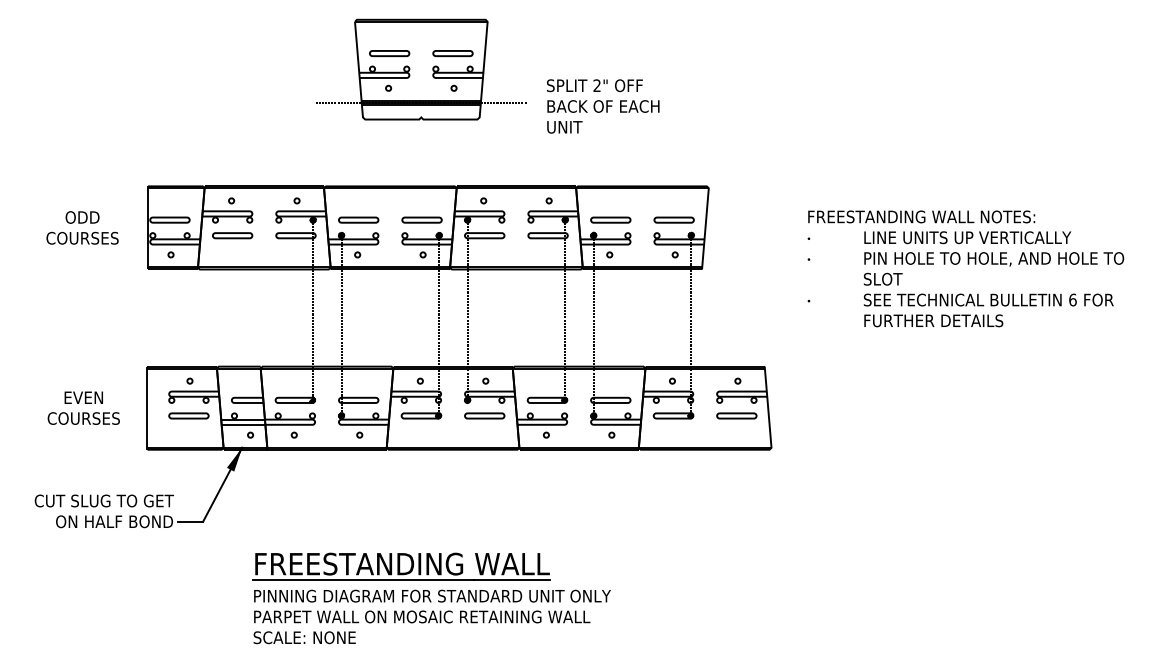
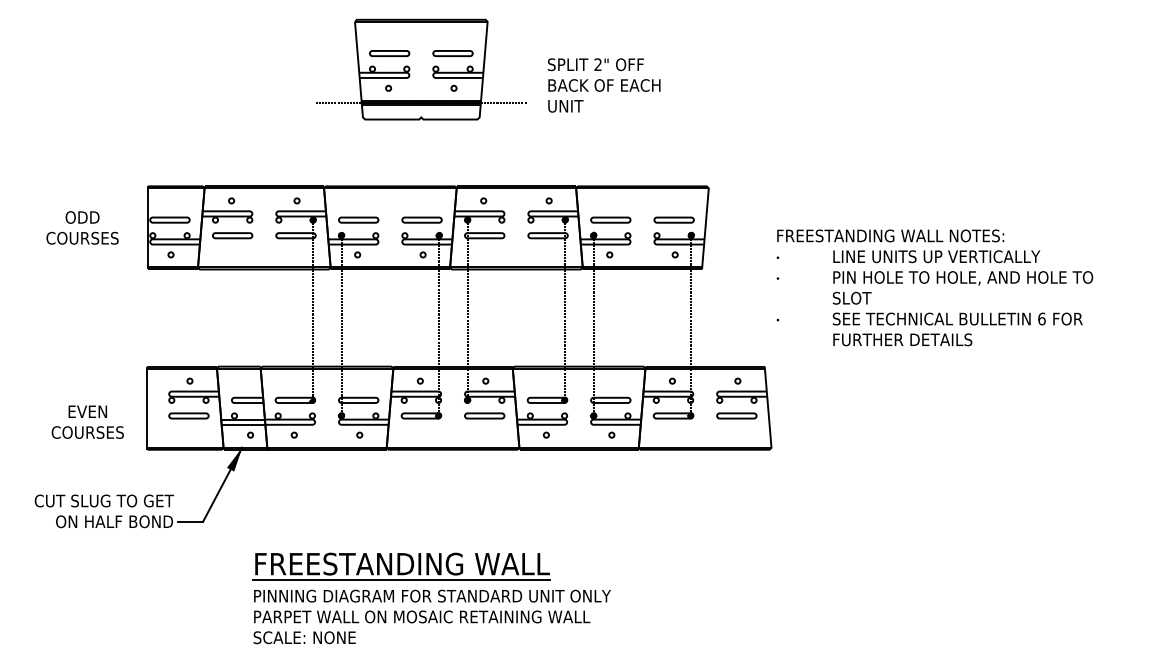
text position: (603, 106) -> (604, 85) (604, 85)
text position: (965, 268) -> (934, 287) (934, 287)
text position: (83, 407) -> (87, 421) (87, 421)
